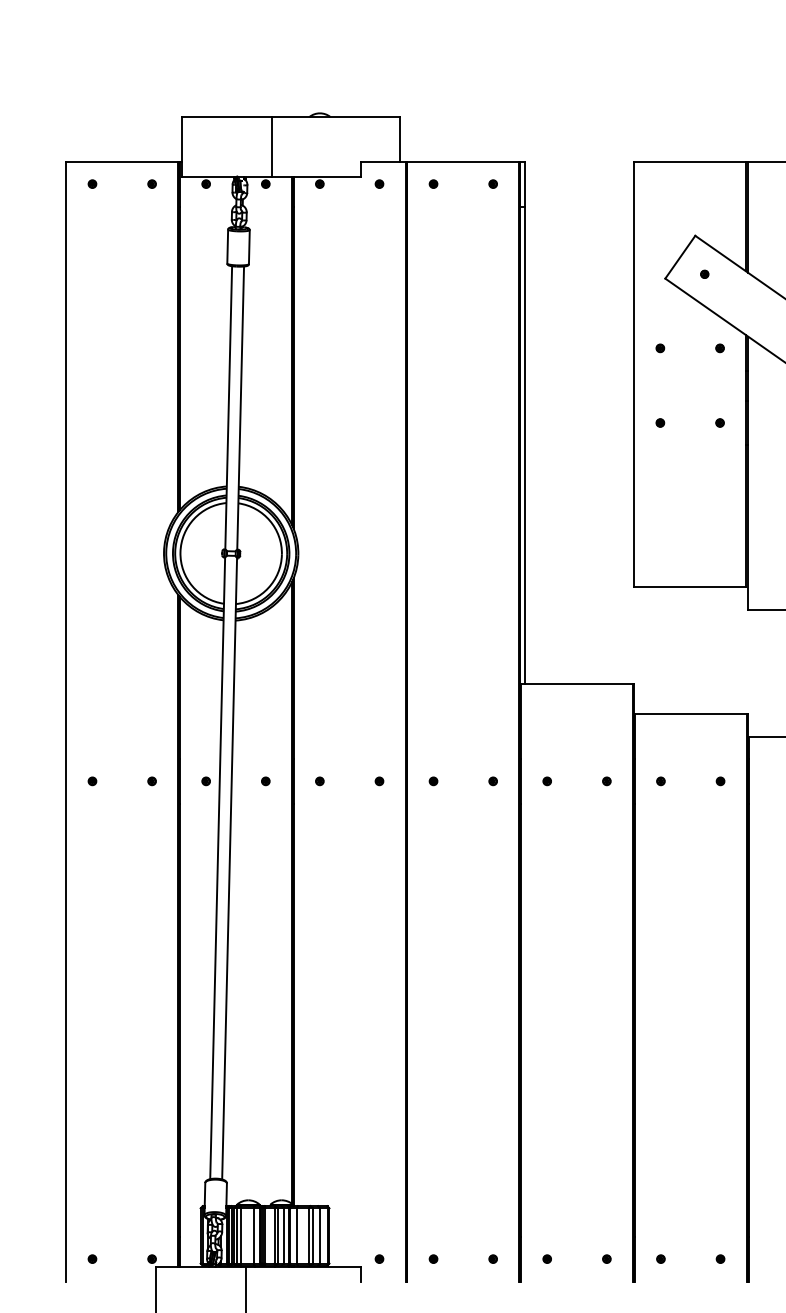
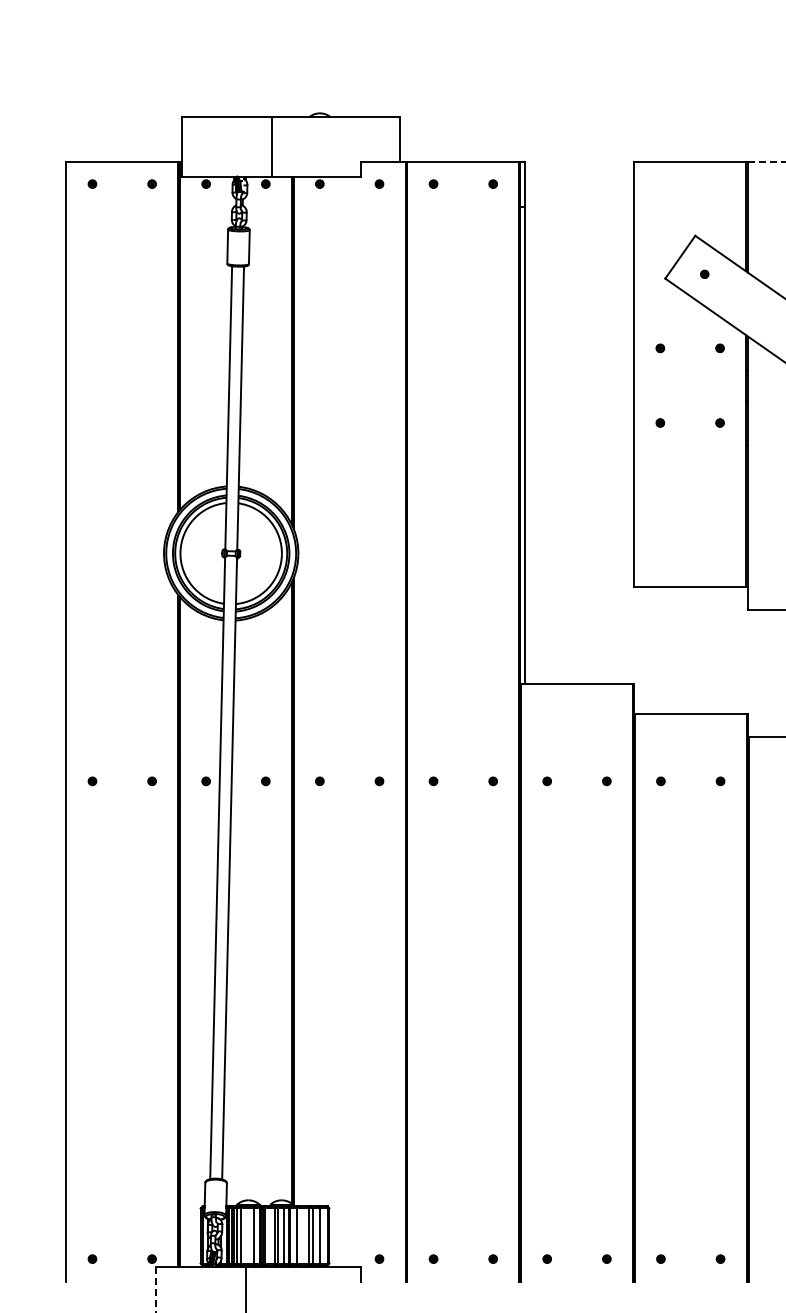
line: solid -> dashed (767, 161)
line: solid -> dashed (156, 1289)
